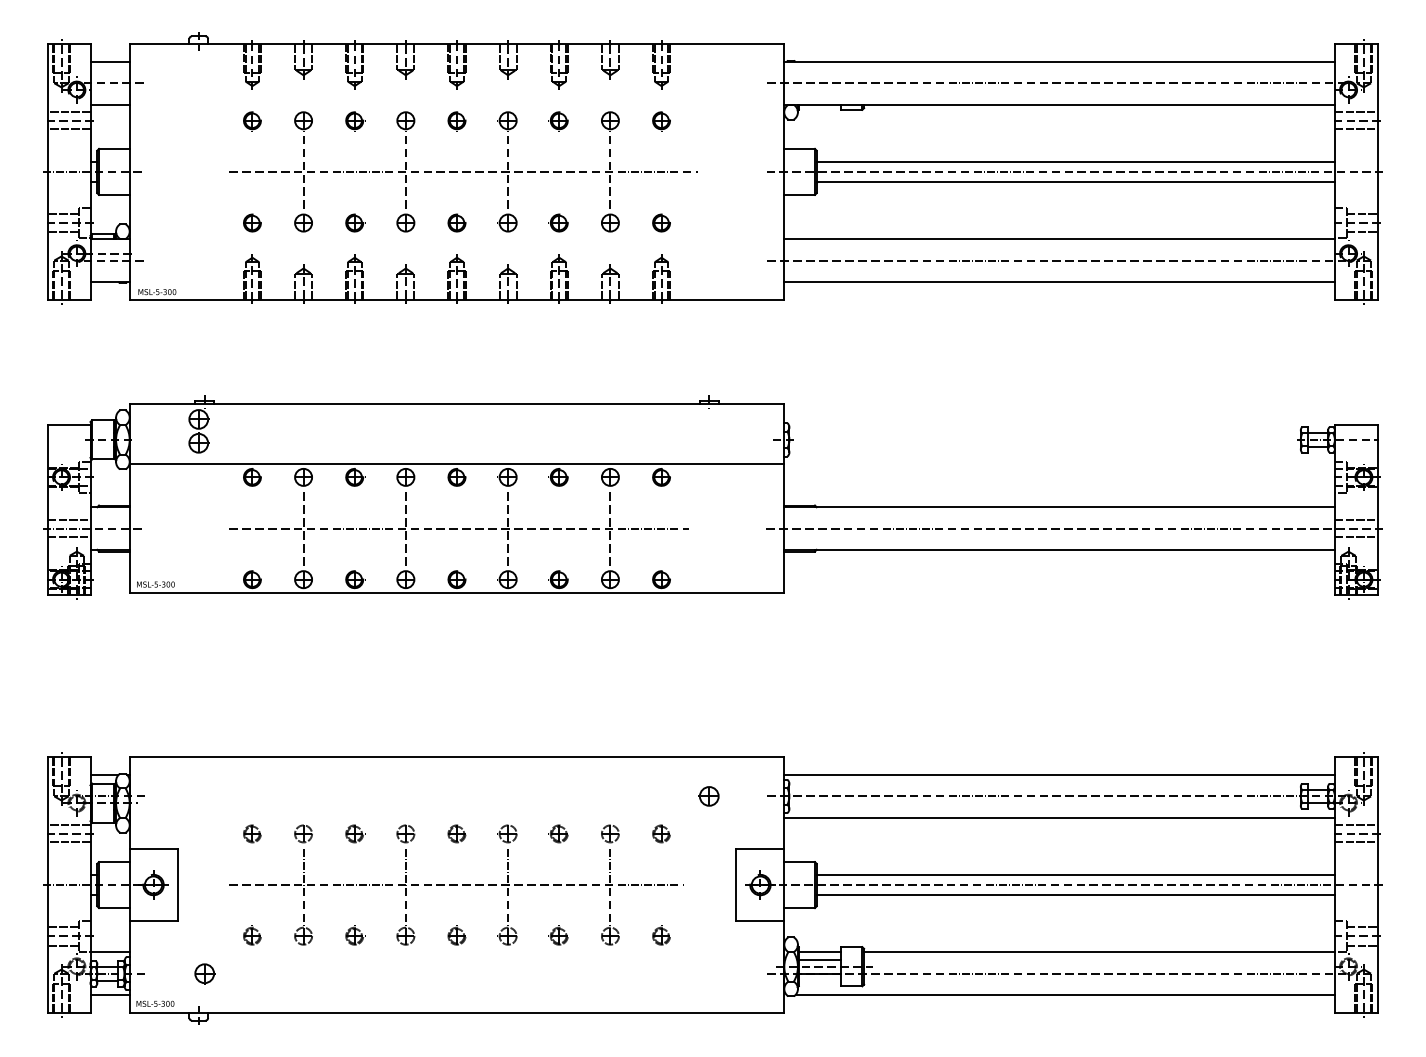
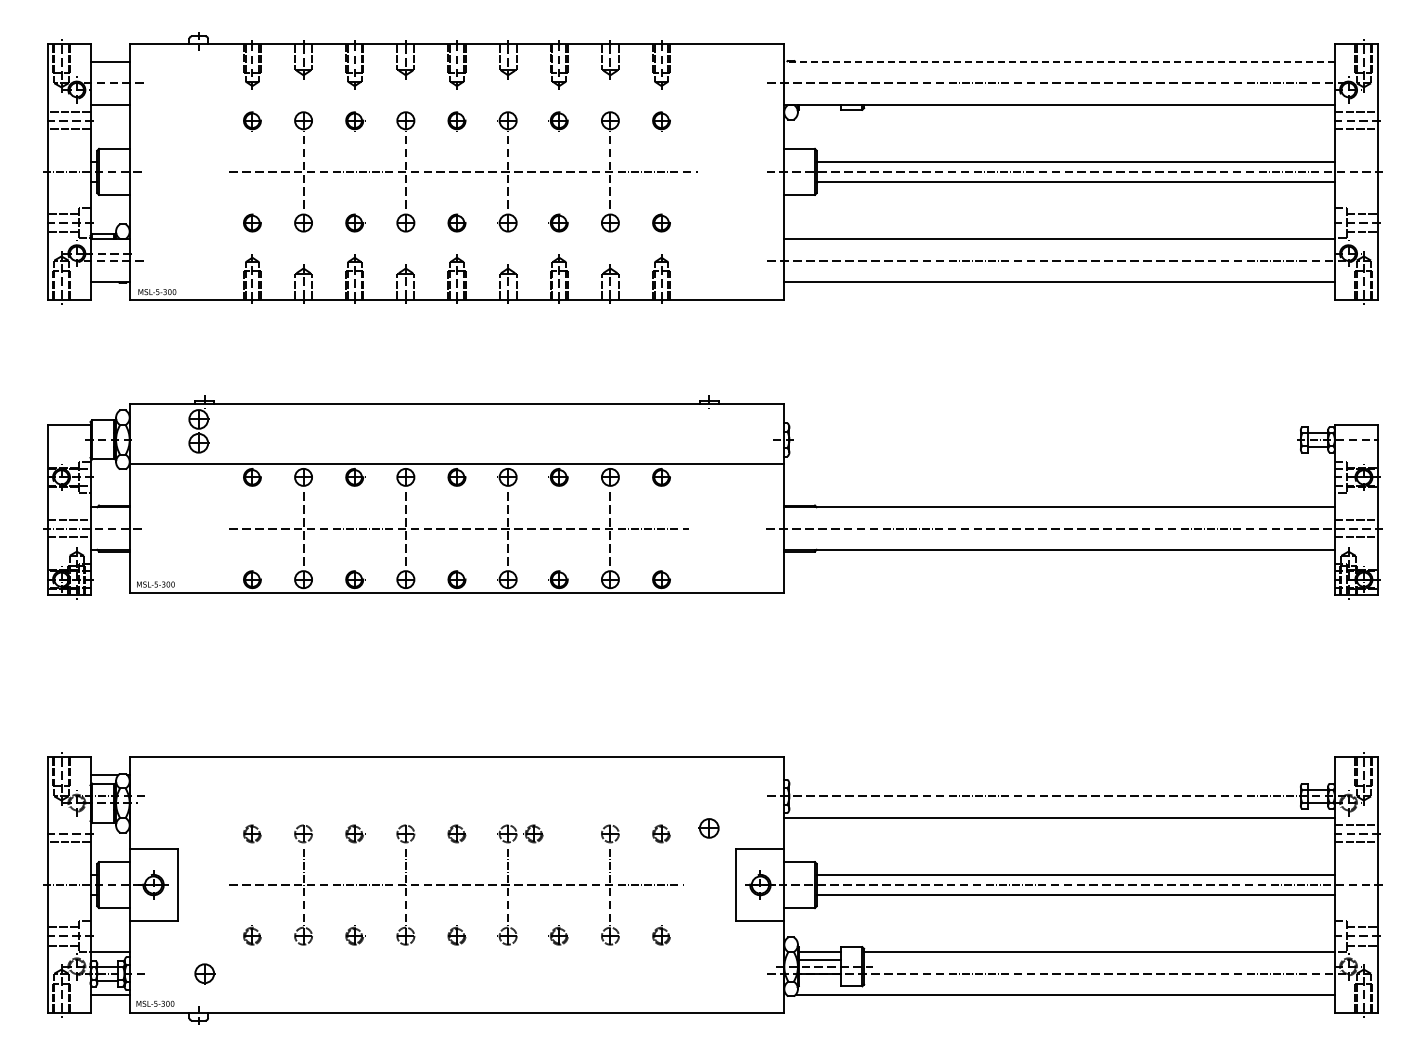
line: solid -> dashed (1059, 61)
line: present -> none (1059, 775)
part position: (708, 796) -> (708, 828) (708, 828)
line: present -> none (68, 825)
part position: (558, 833) -> (533, 833) (533, 833)
